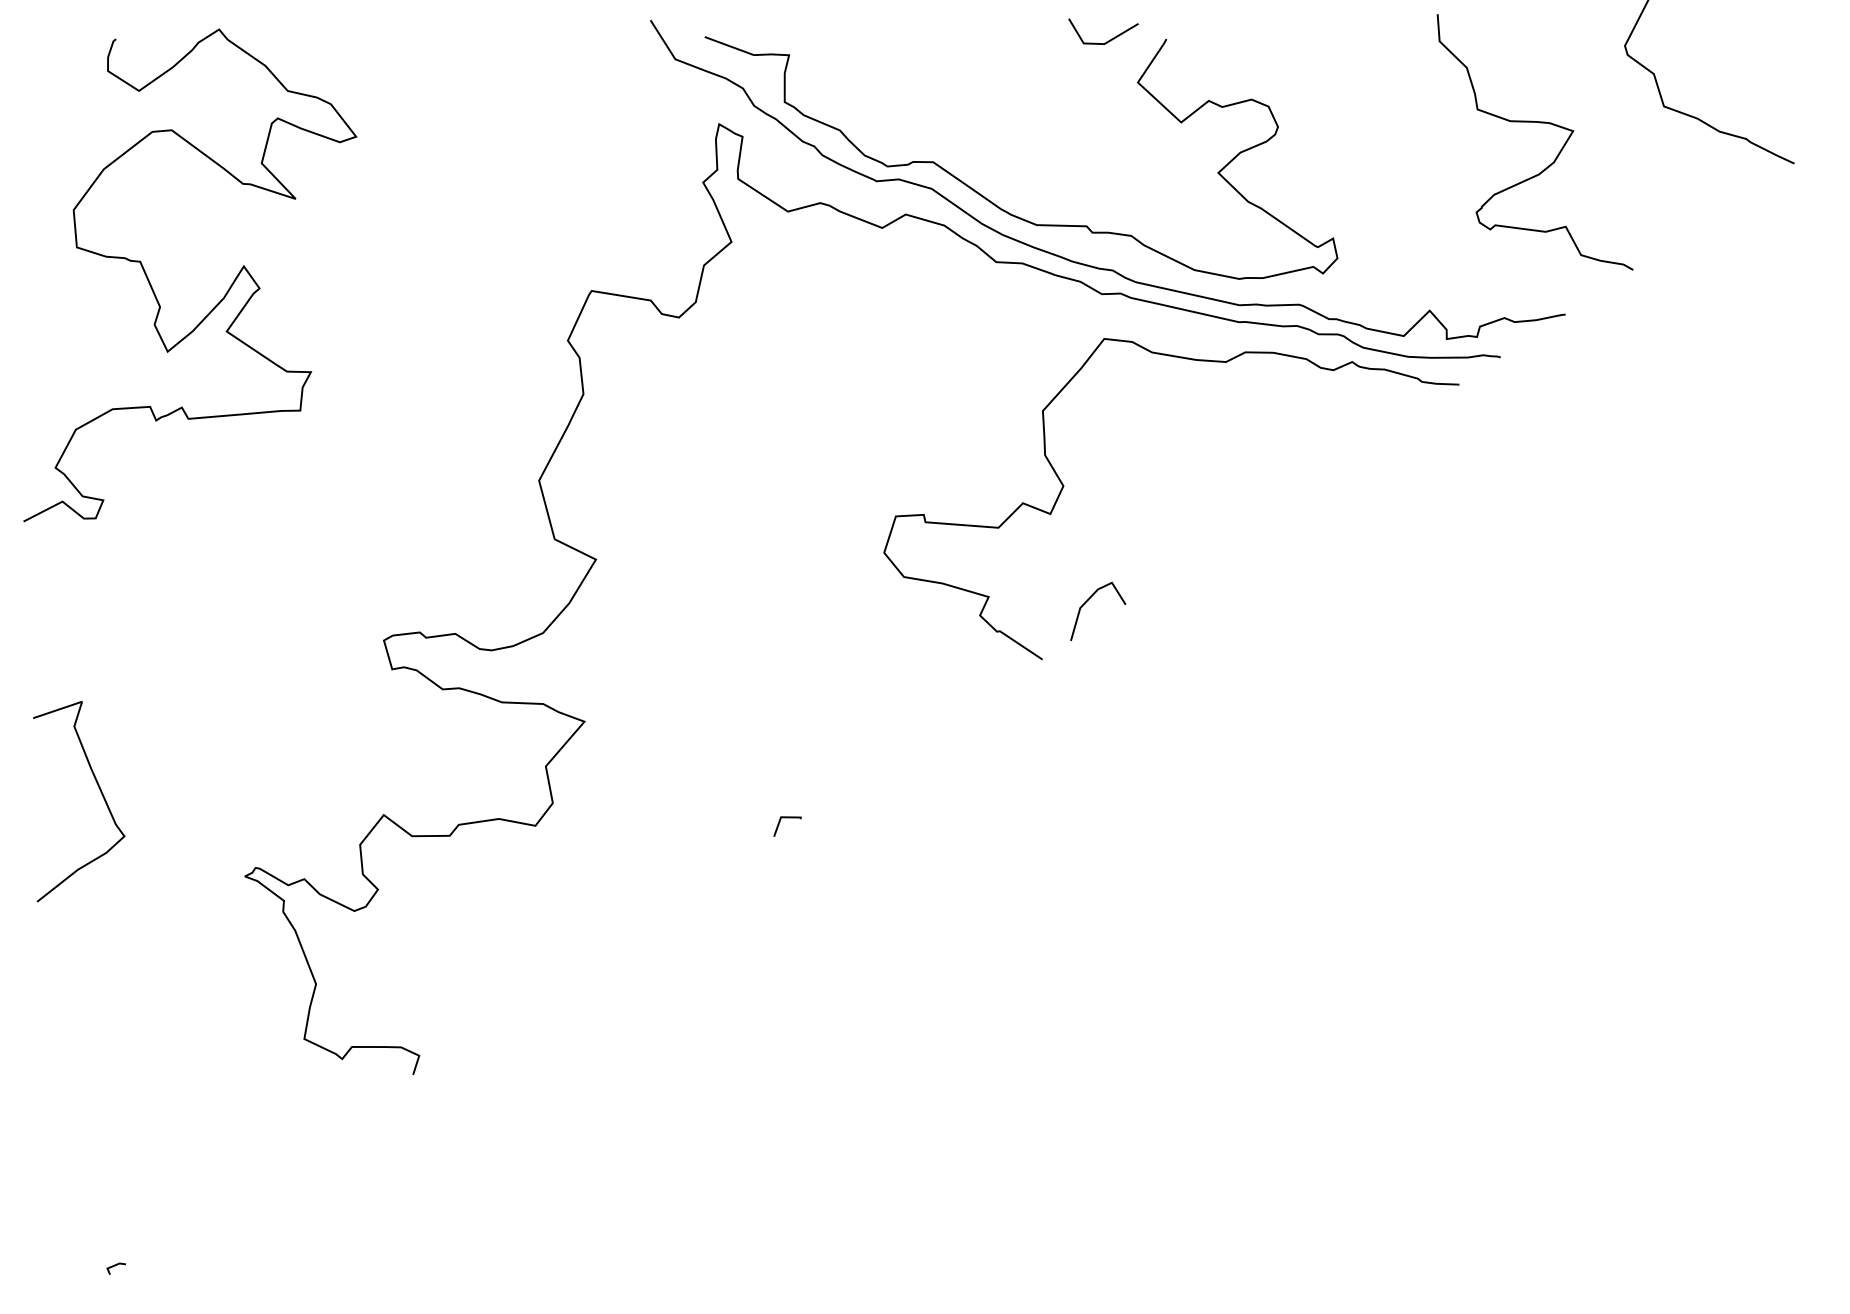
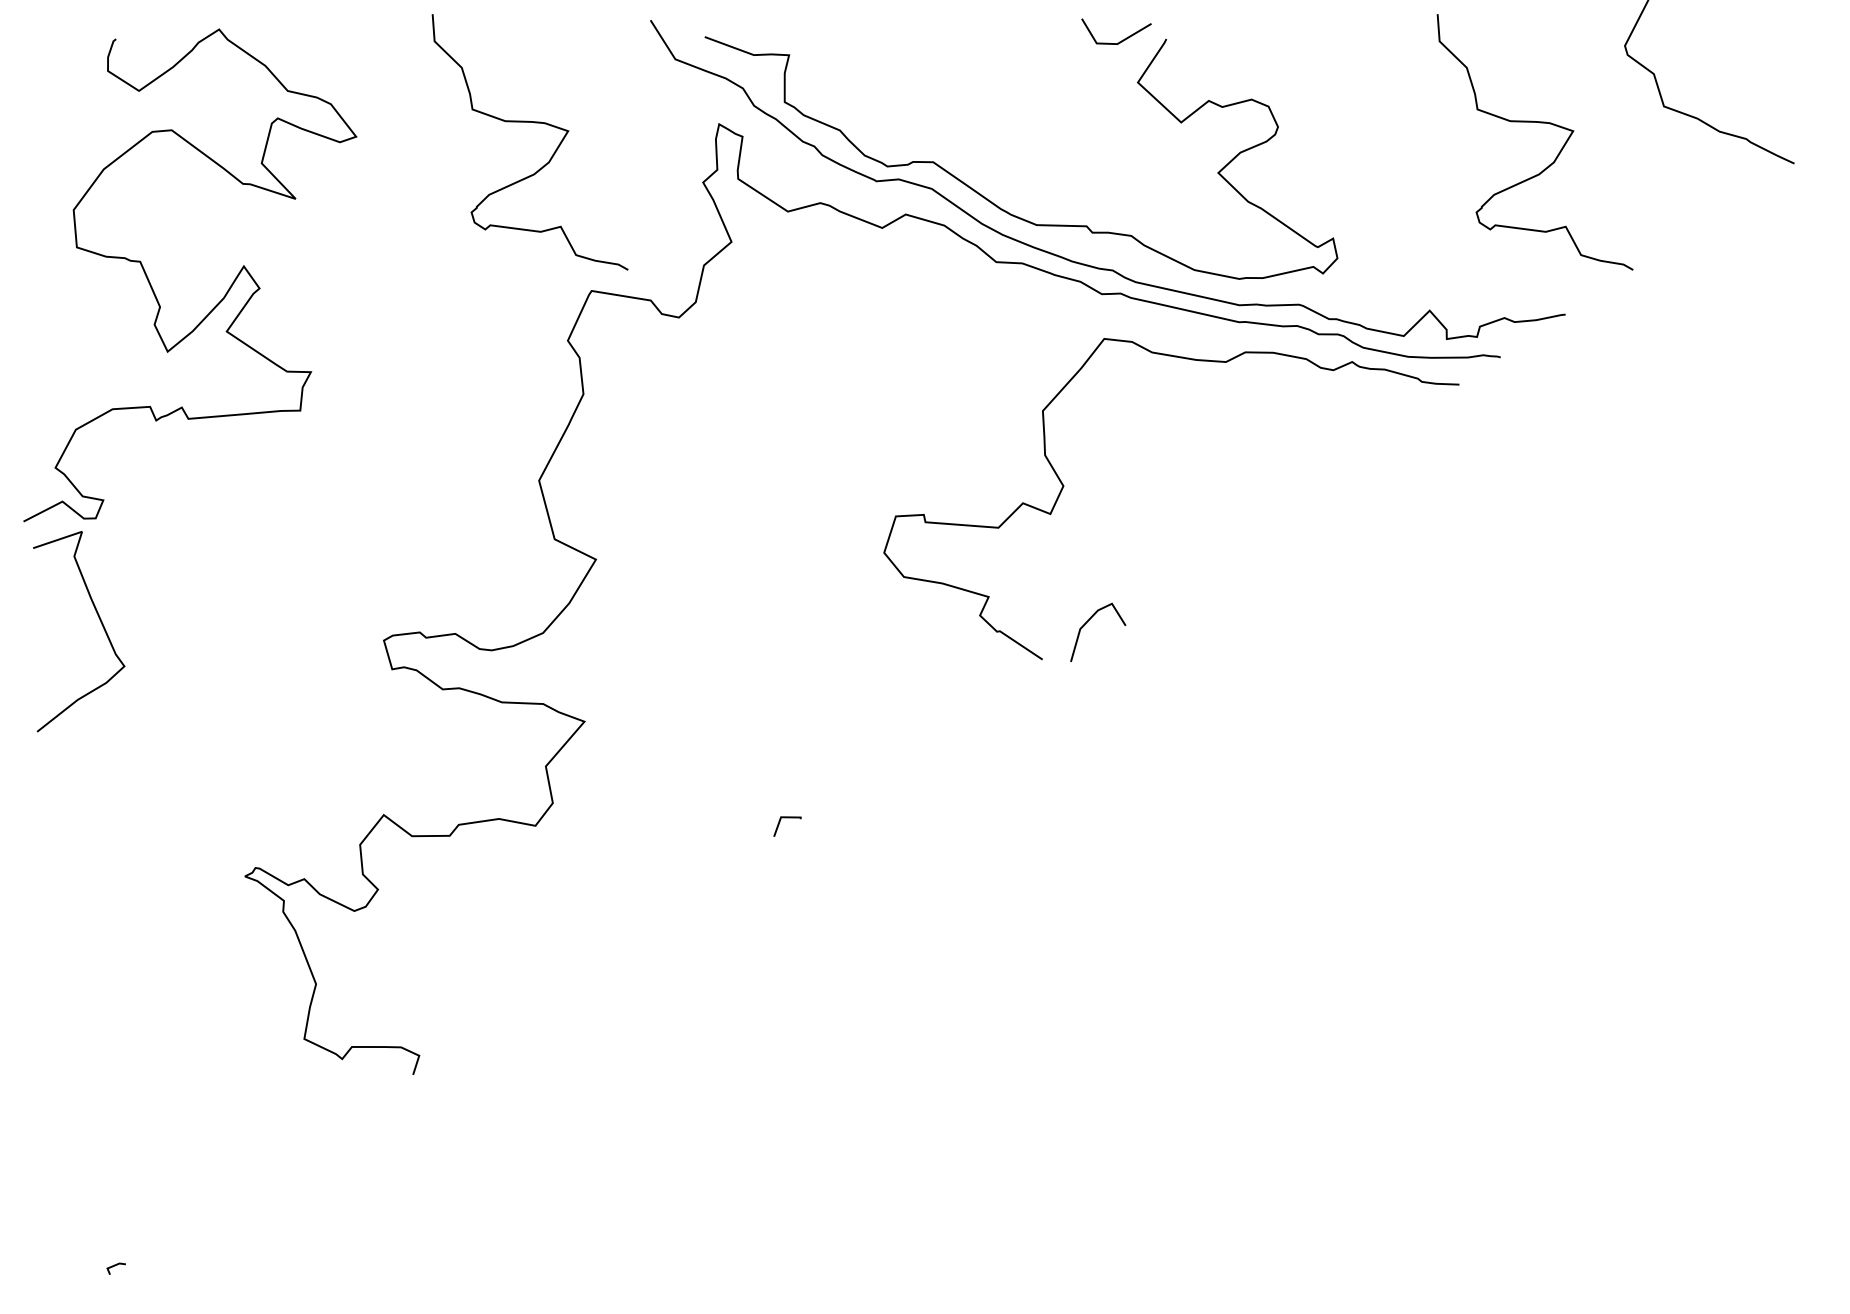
line position: (1108, 40) -> (1121, 40) (1121, 40)
curve: none -> present (534, 123)
line position: (1085, 604) -> (1085, 625) (1085, 625)
curve position: (99, 790) -> (99, 620) (99, 620)
